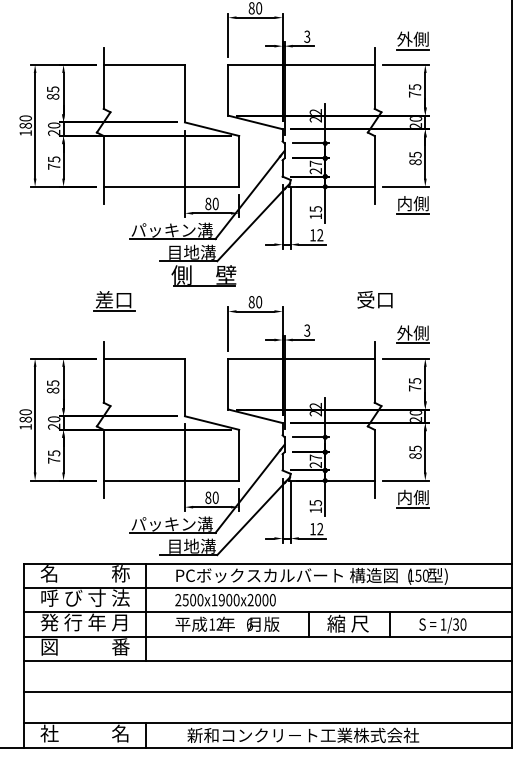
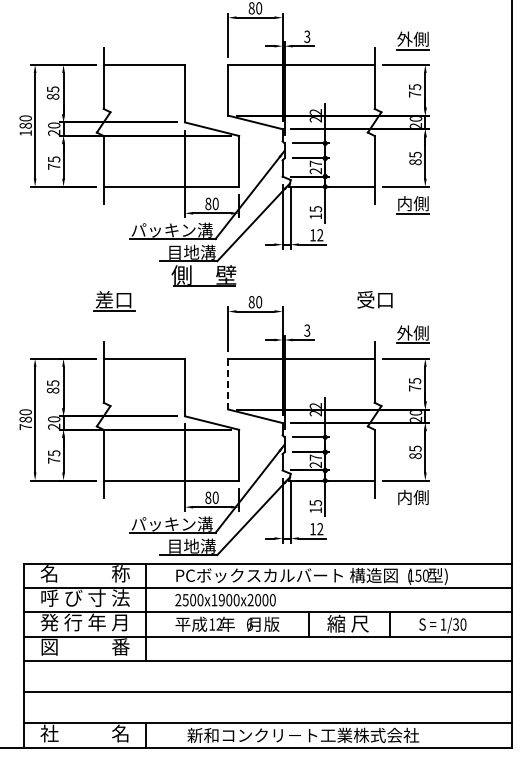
line: solid -> dashed (228, 384)
text: 180 -> 780 (25, 427)
line: present -> none (412, 507)
